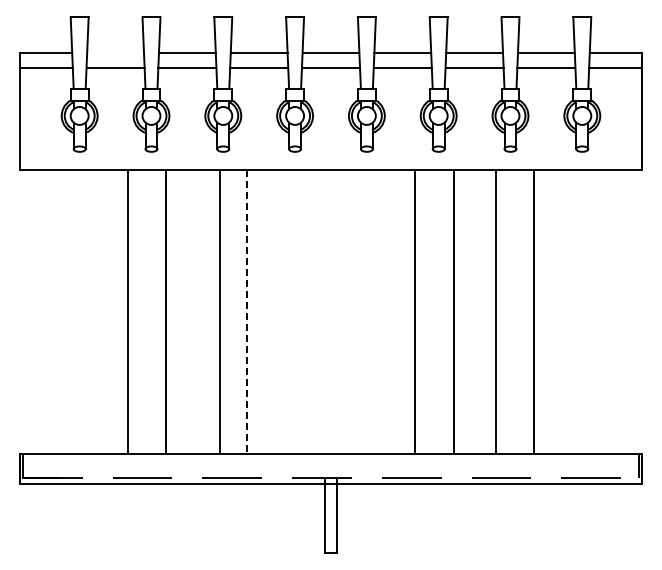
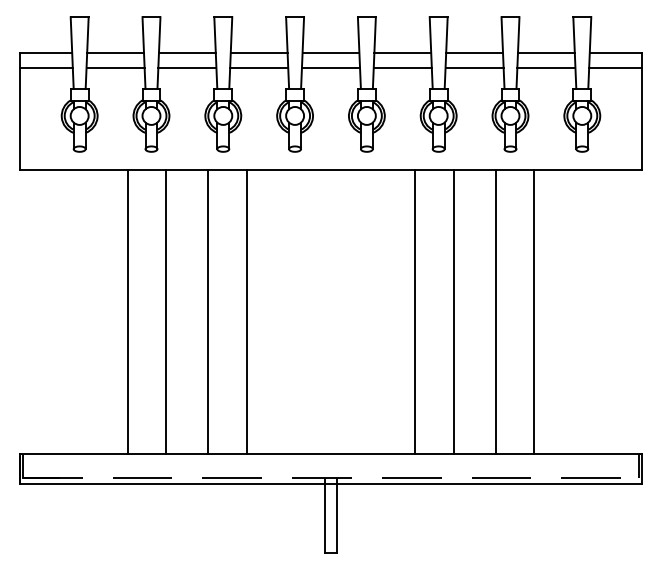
line: none -> present (115, 53)
line position: (220, 311) -> (208, 311) (208, 311)
line: dashed -> solid (247, 312)
